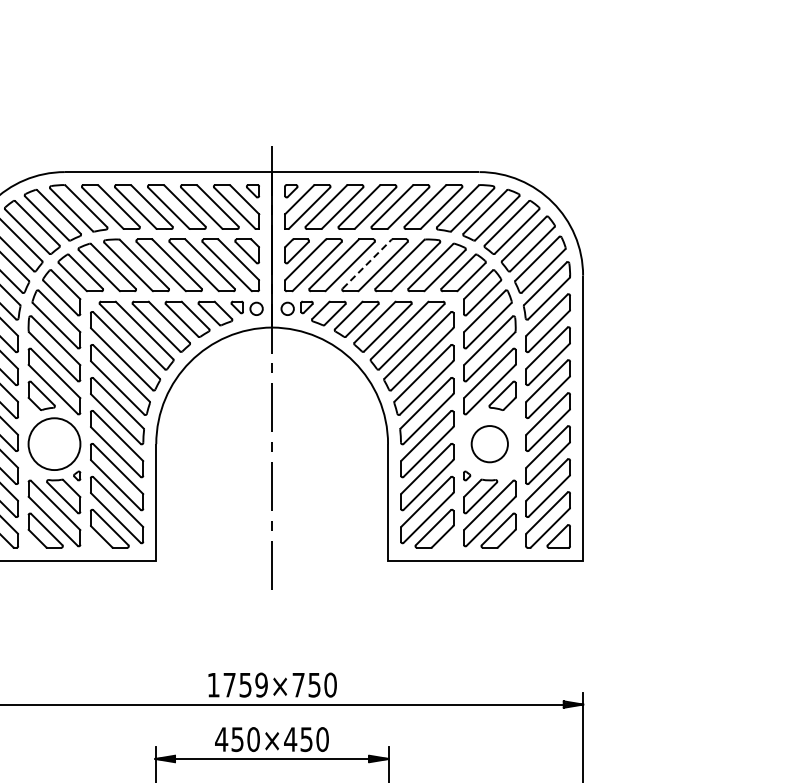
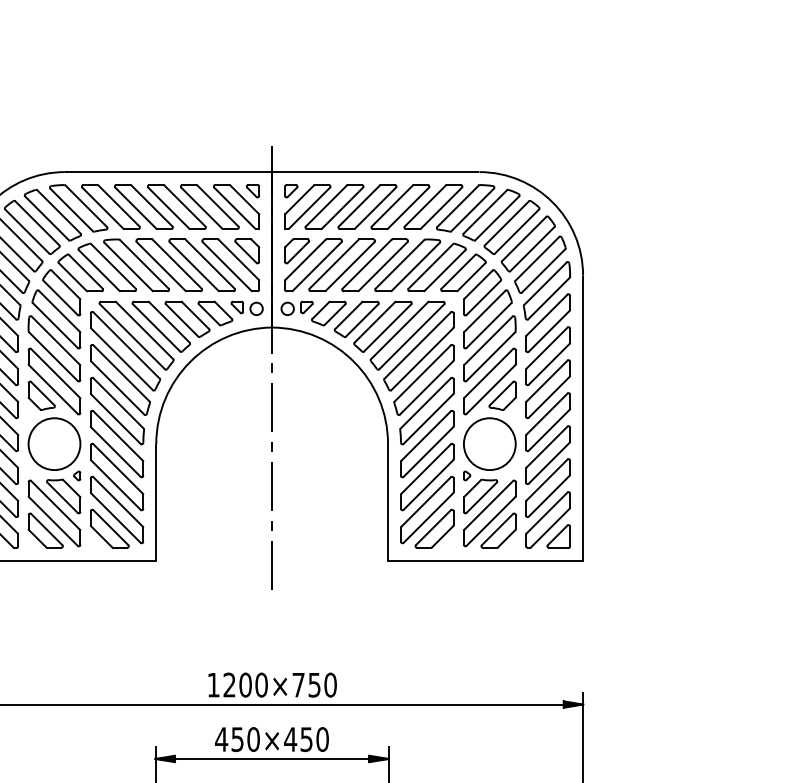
line: dashed -> solid (367, 263)
circle diameter: 36 px -> 52 px (489, 444)
text: 1759×750 -> 1200×750 (245, 684)
